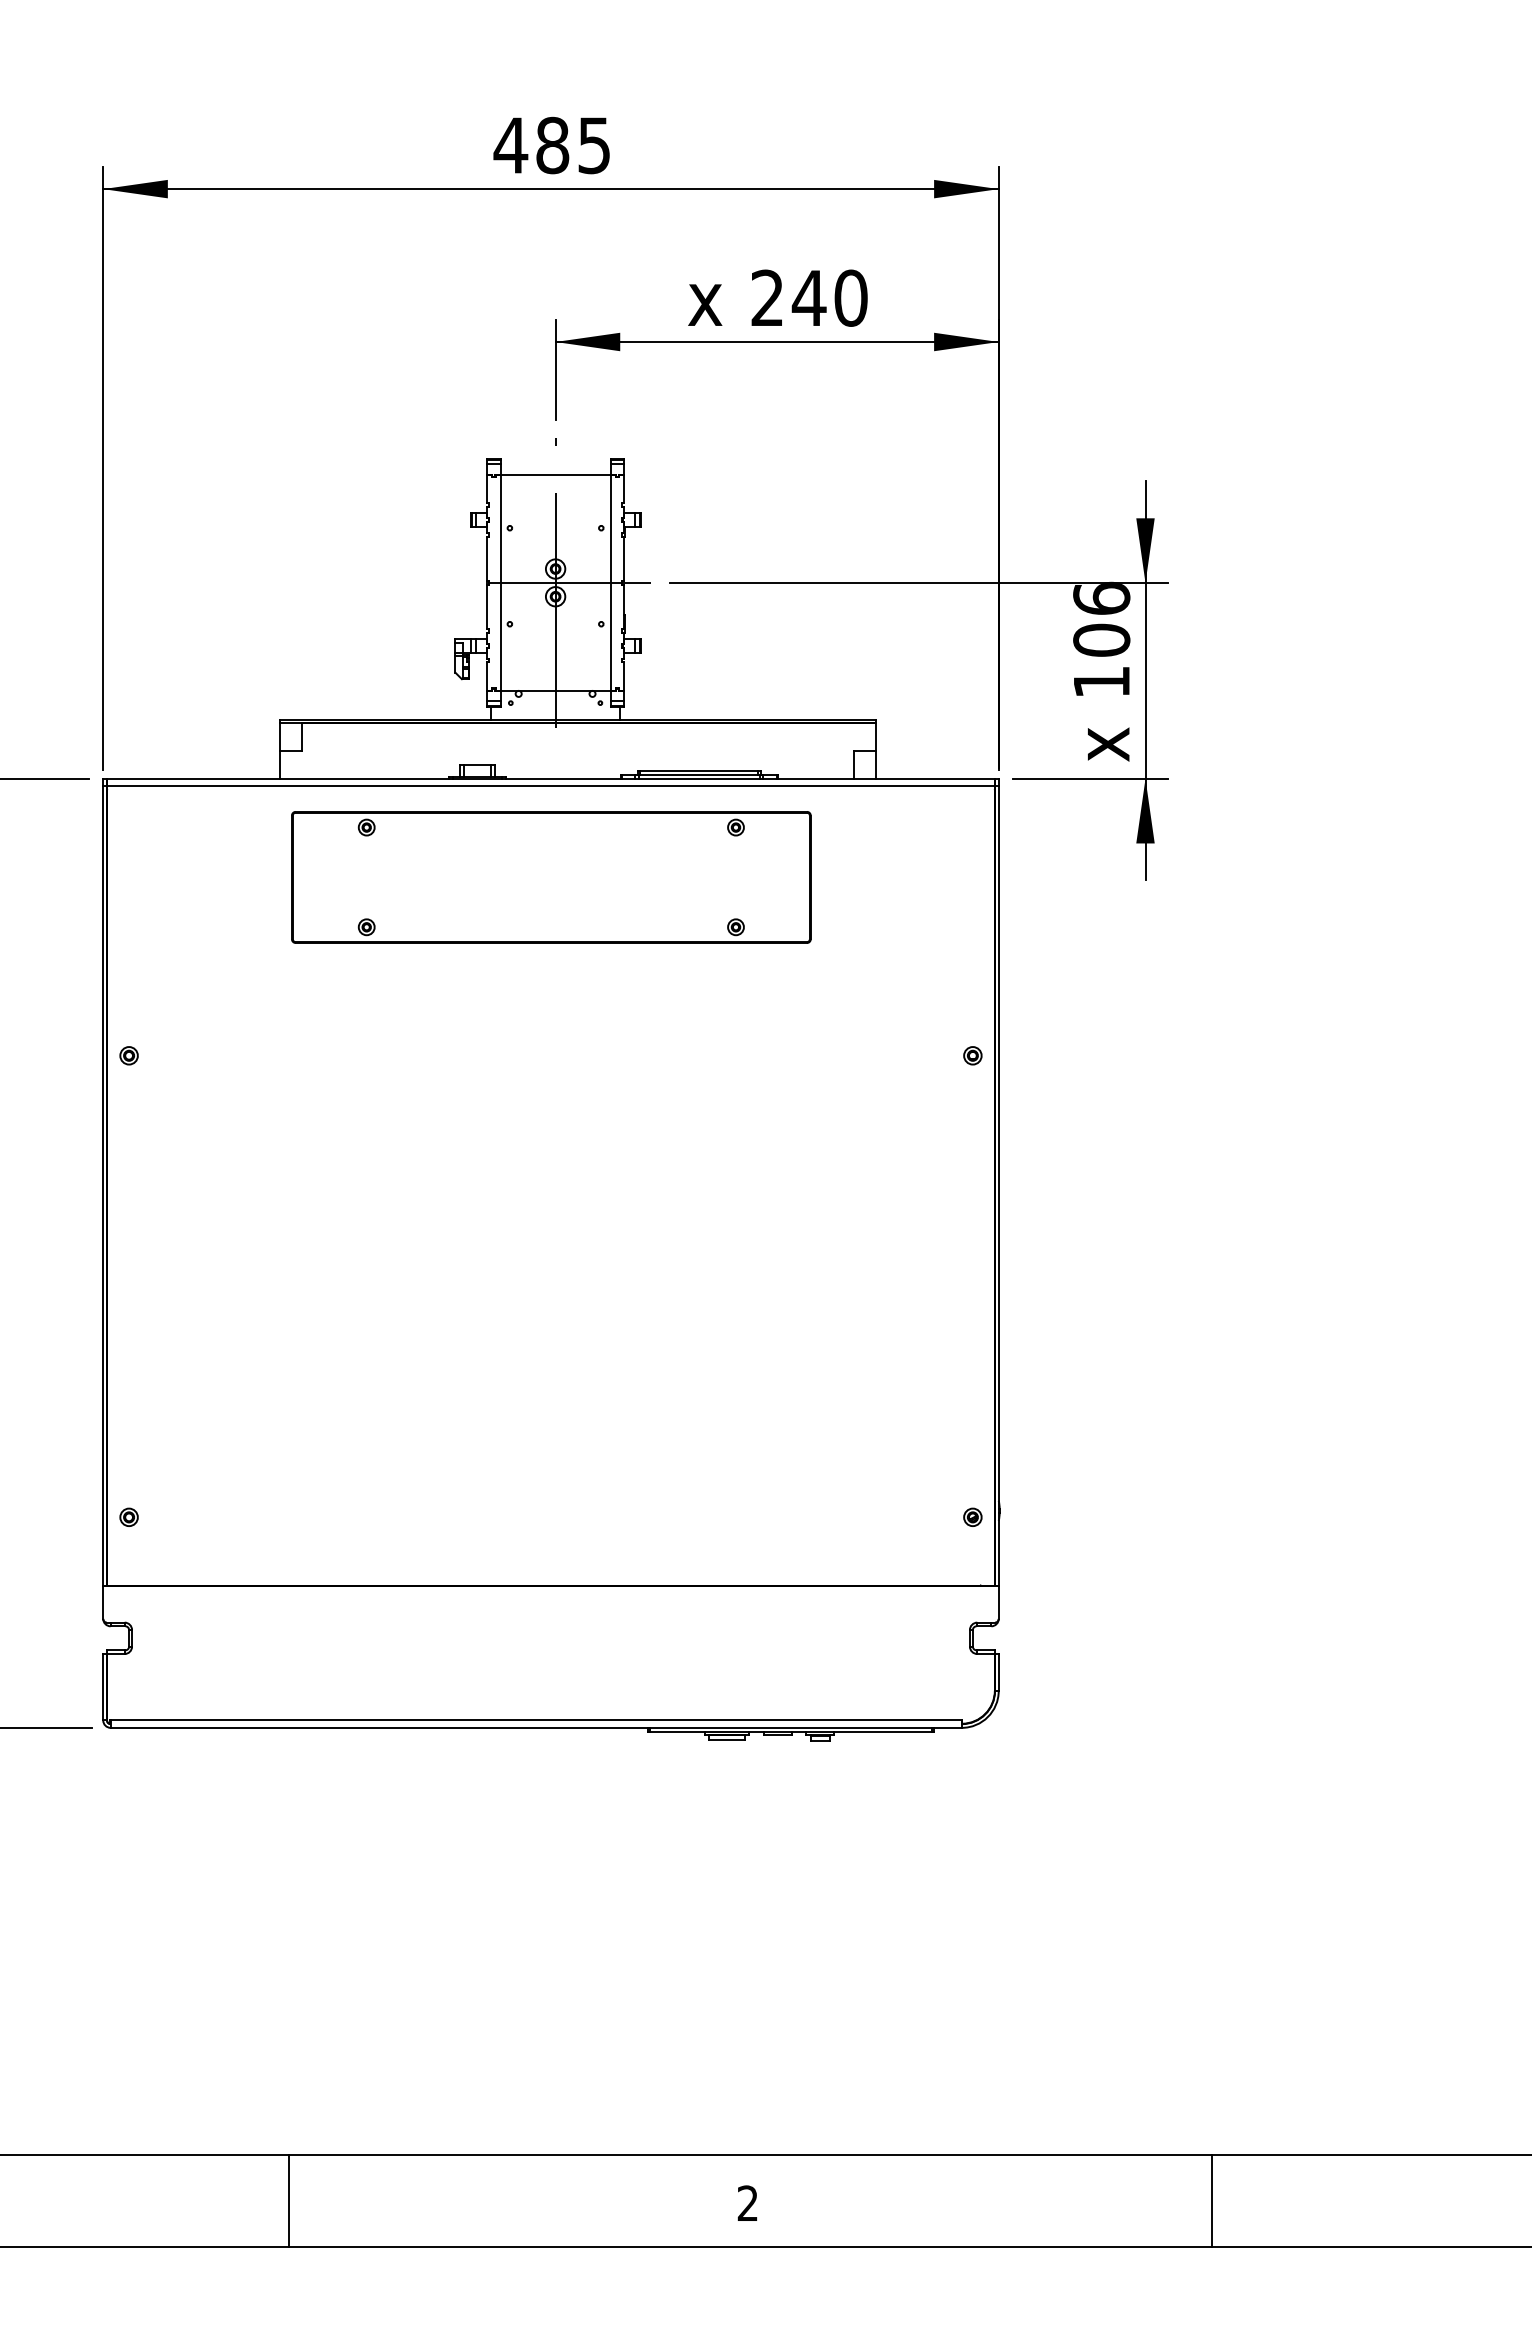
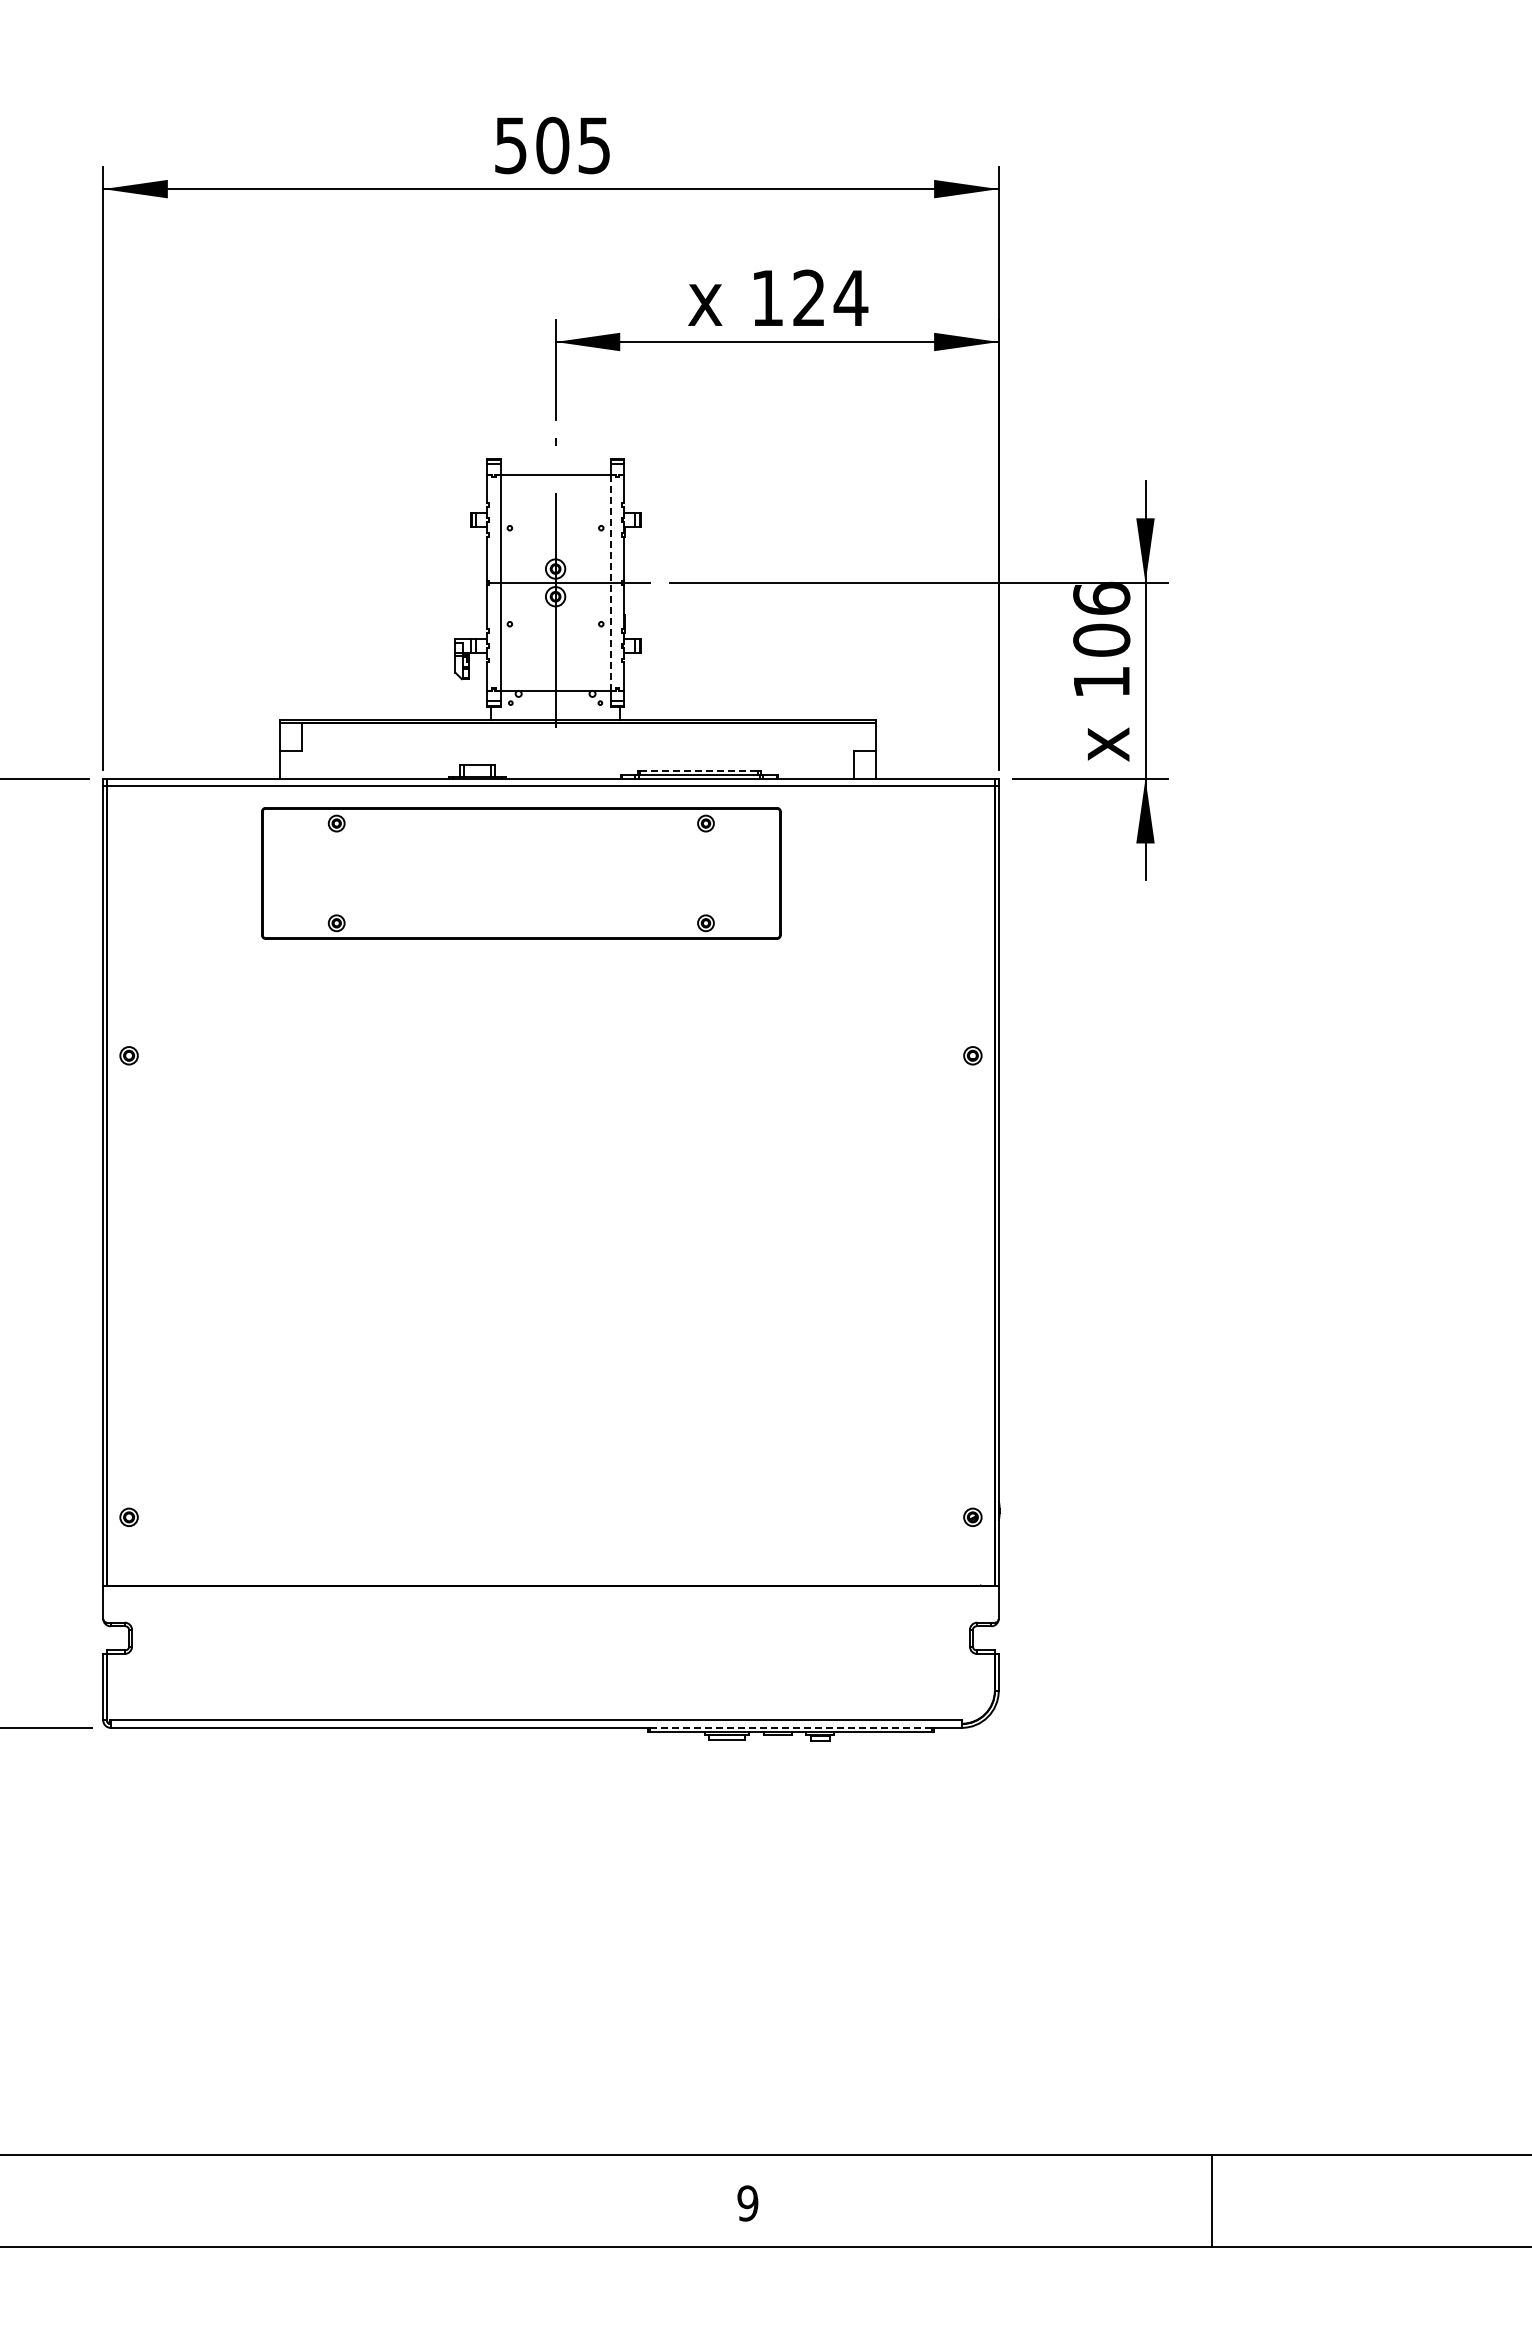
text: 485 -> 505 (531, 145)
text: 240 -> 124 (809, 297)
line: solid -> dashed (610, 582)
line: solid -> dashed (699, 770)
part position: (551, 877) -> (521, 873) (521, 873)
line: solid -> dashed (791, 1727)
line: present -> none (288, 2200)
text: 2 -> 9 (747, 2203)
